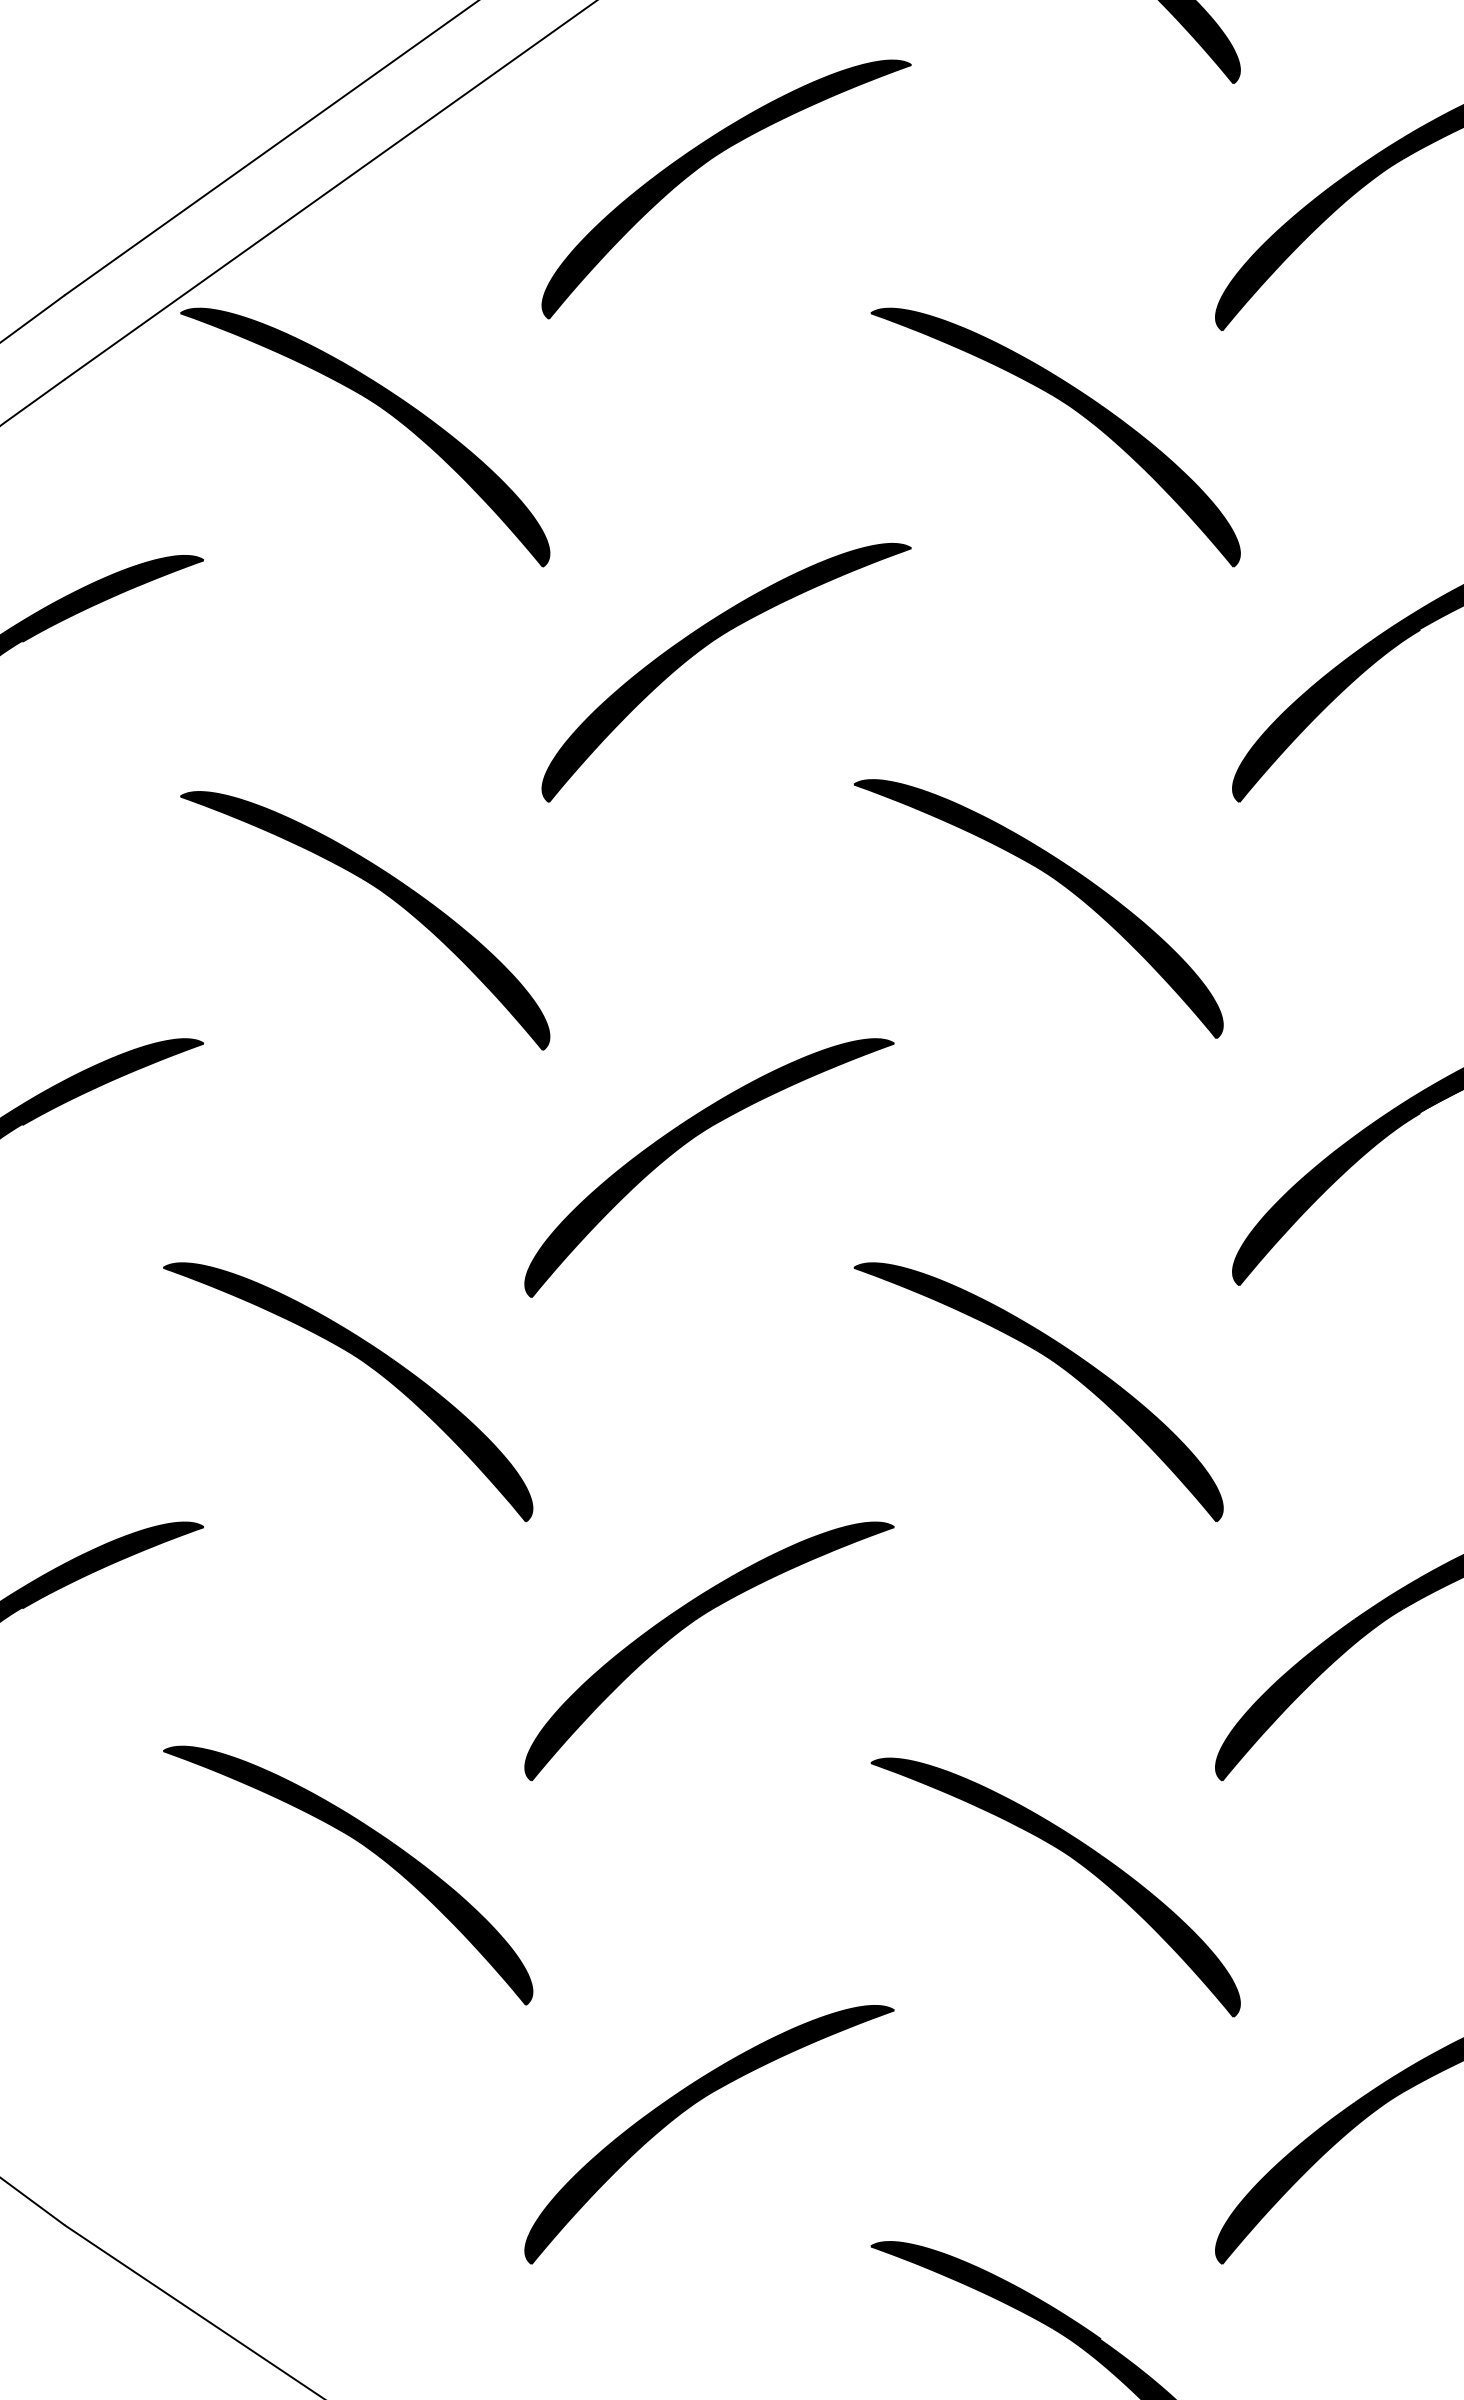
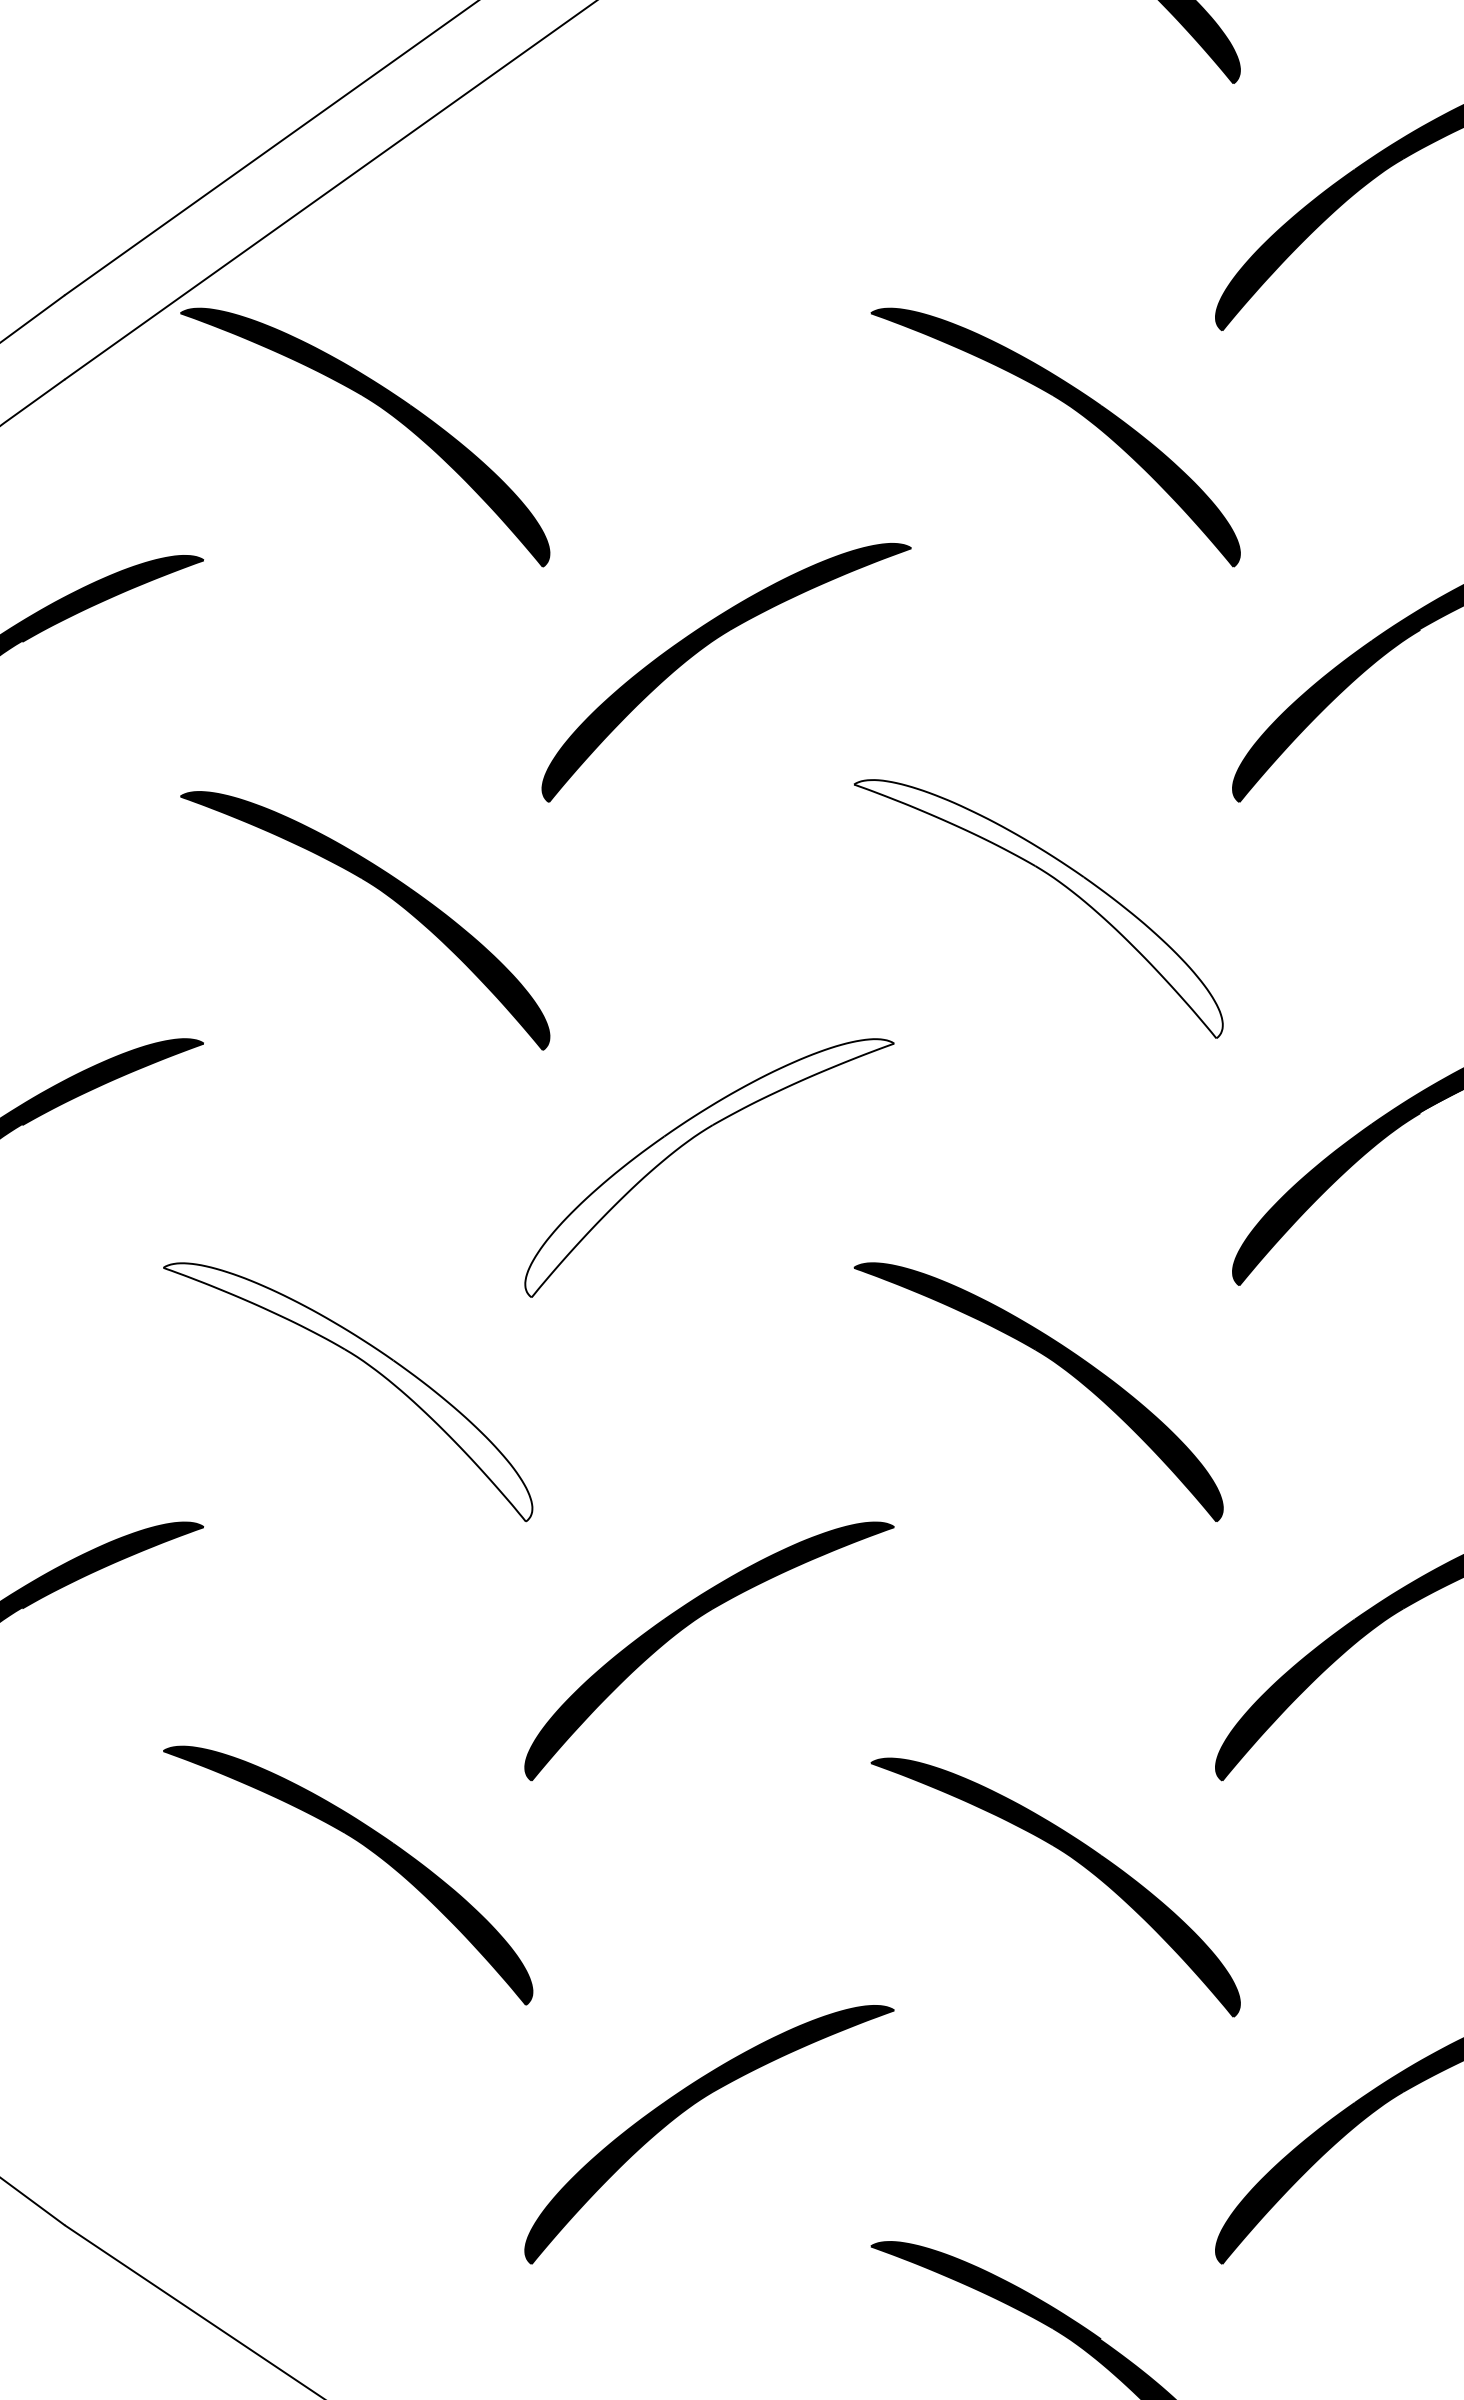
part: present -> none (707, 162)
fill: present -> none (1038, 909)
fill: present -> none (709, 1168)
fill: present -> none (347, 1392)
